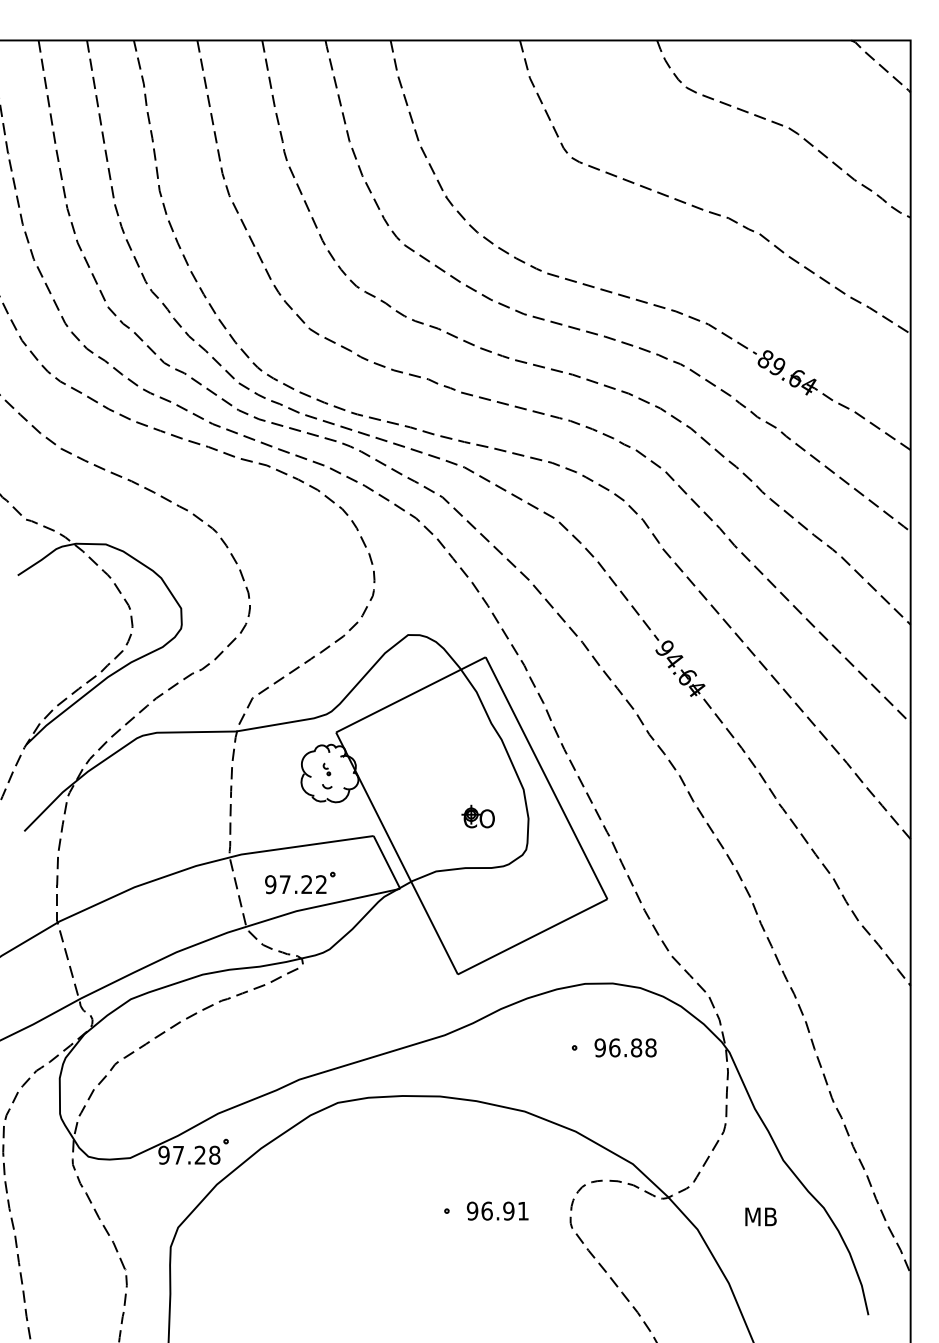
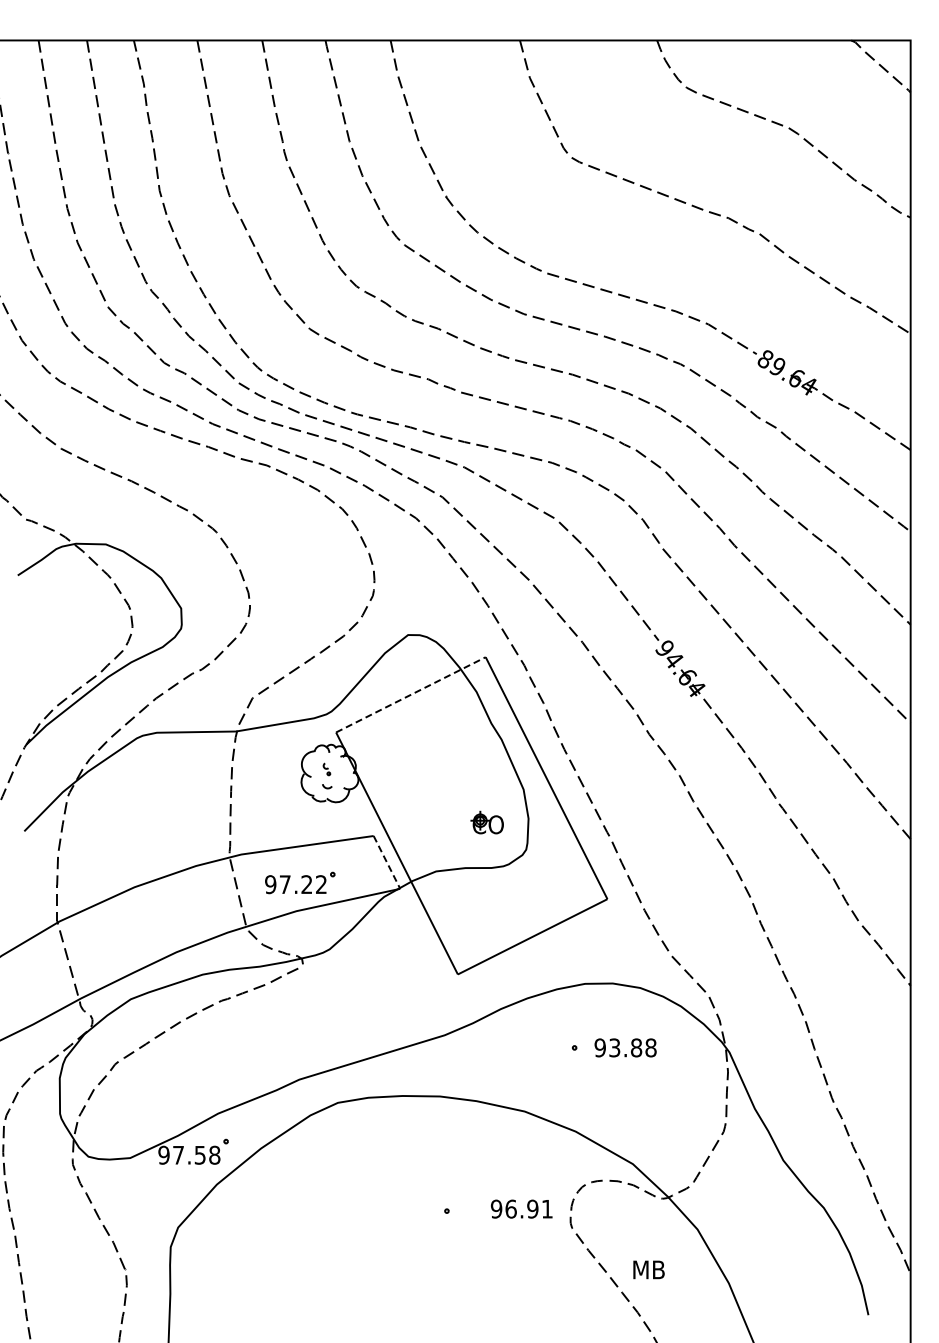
line: solid -> dashed (410, 694)
part position: (477, 816) -> (486, 822) (486, 822)
line: solid -> dashed (386, 862)
text: 96.88 -> 93.88 (614, 1047)
text: 97.28 -> 97.58 (199, 1154)
text position: (497, 1210) -> (521, 1208) (521, 1208)
text position: (760, 1216) -> (648, 1269) (648, 1269)
